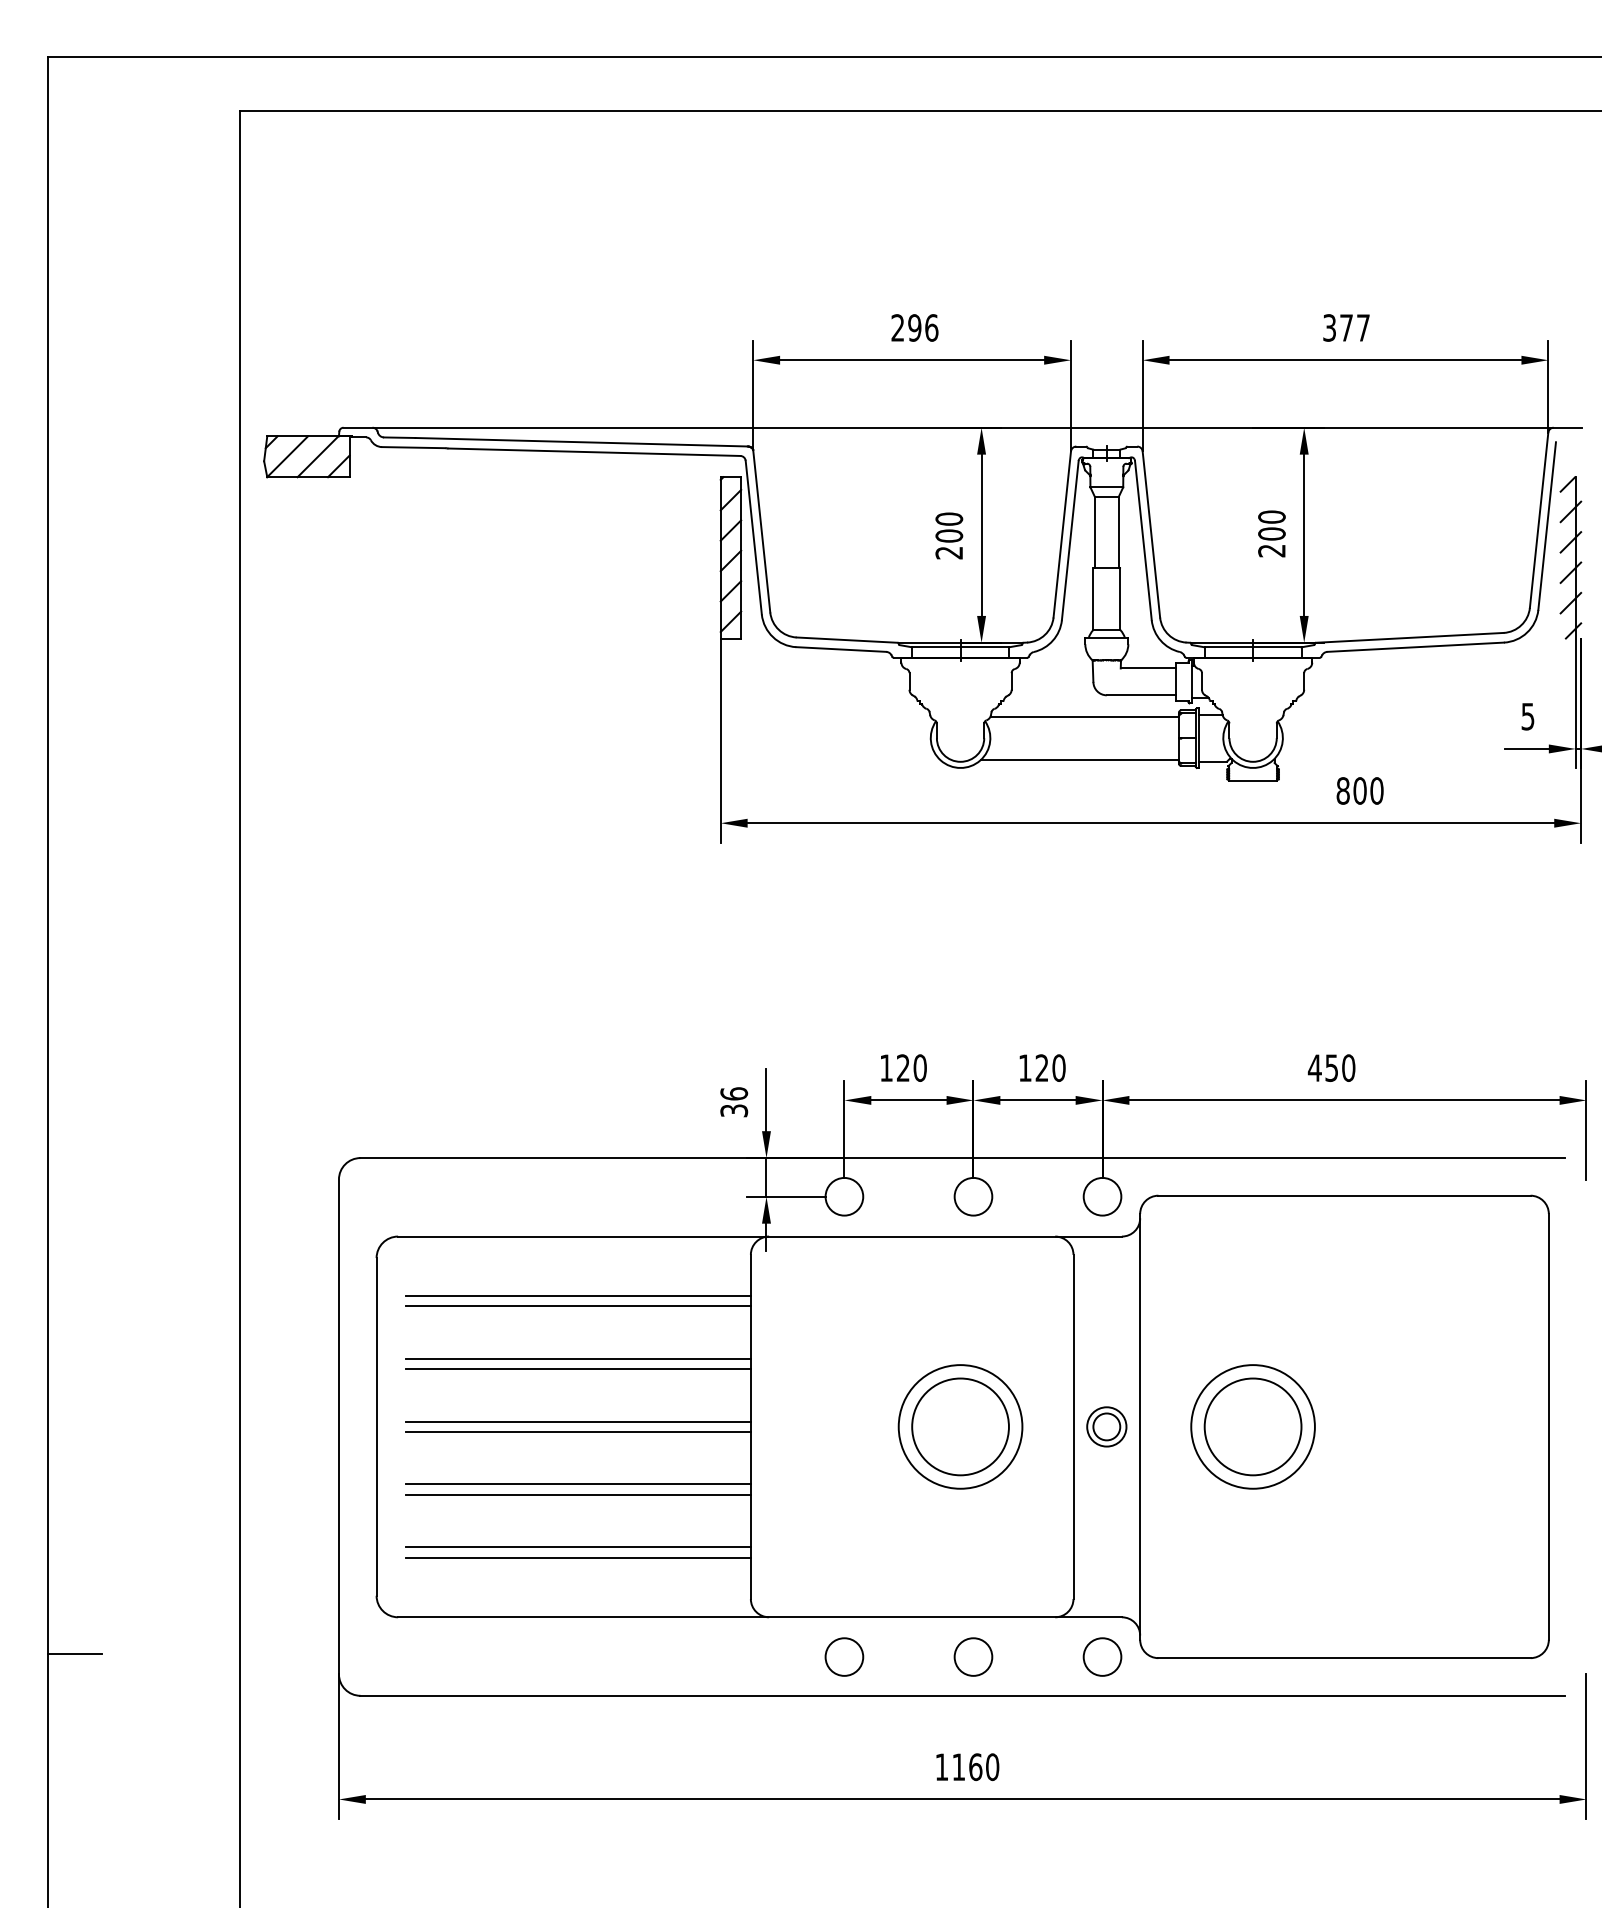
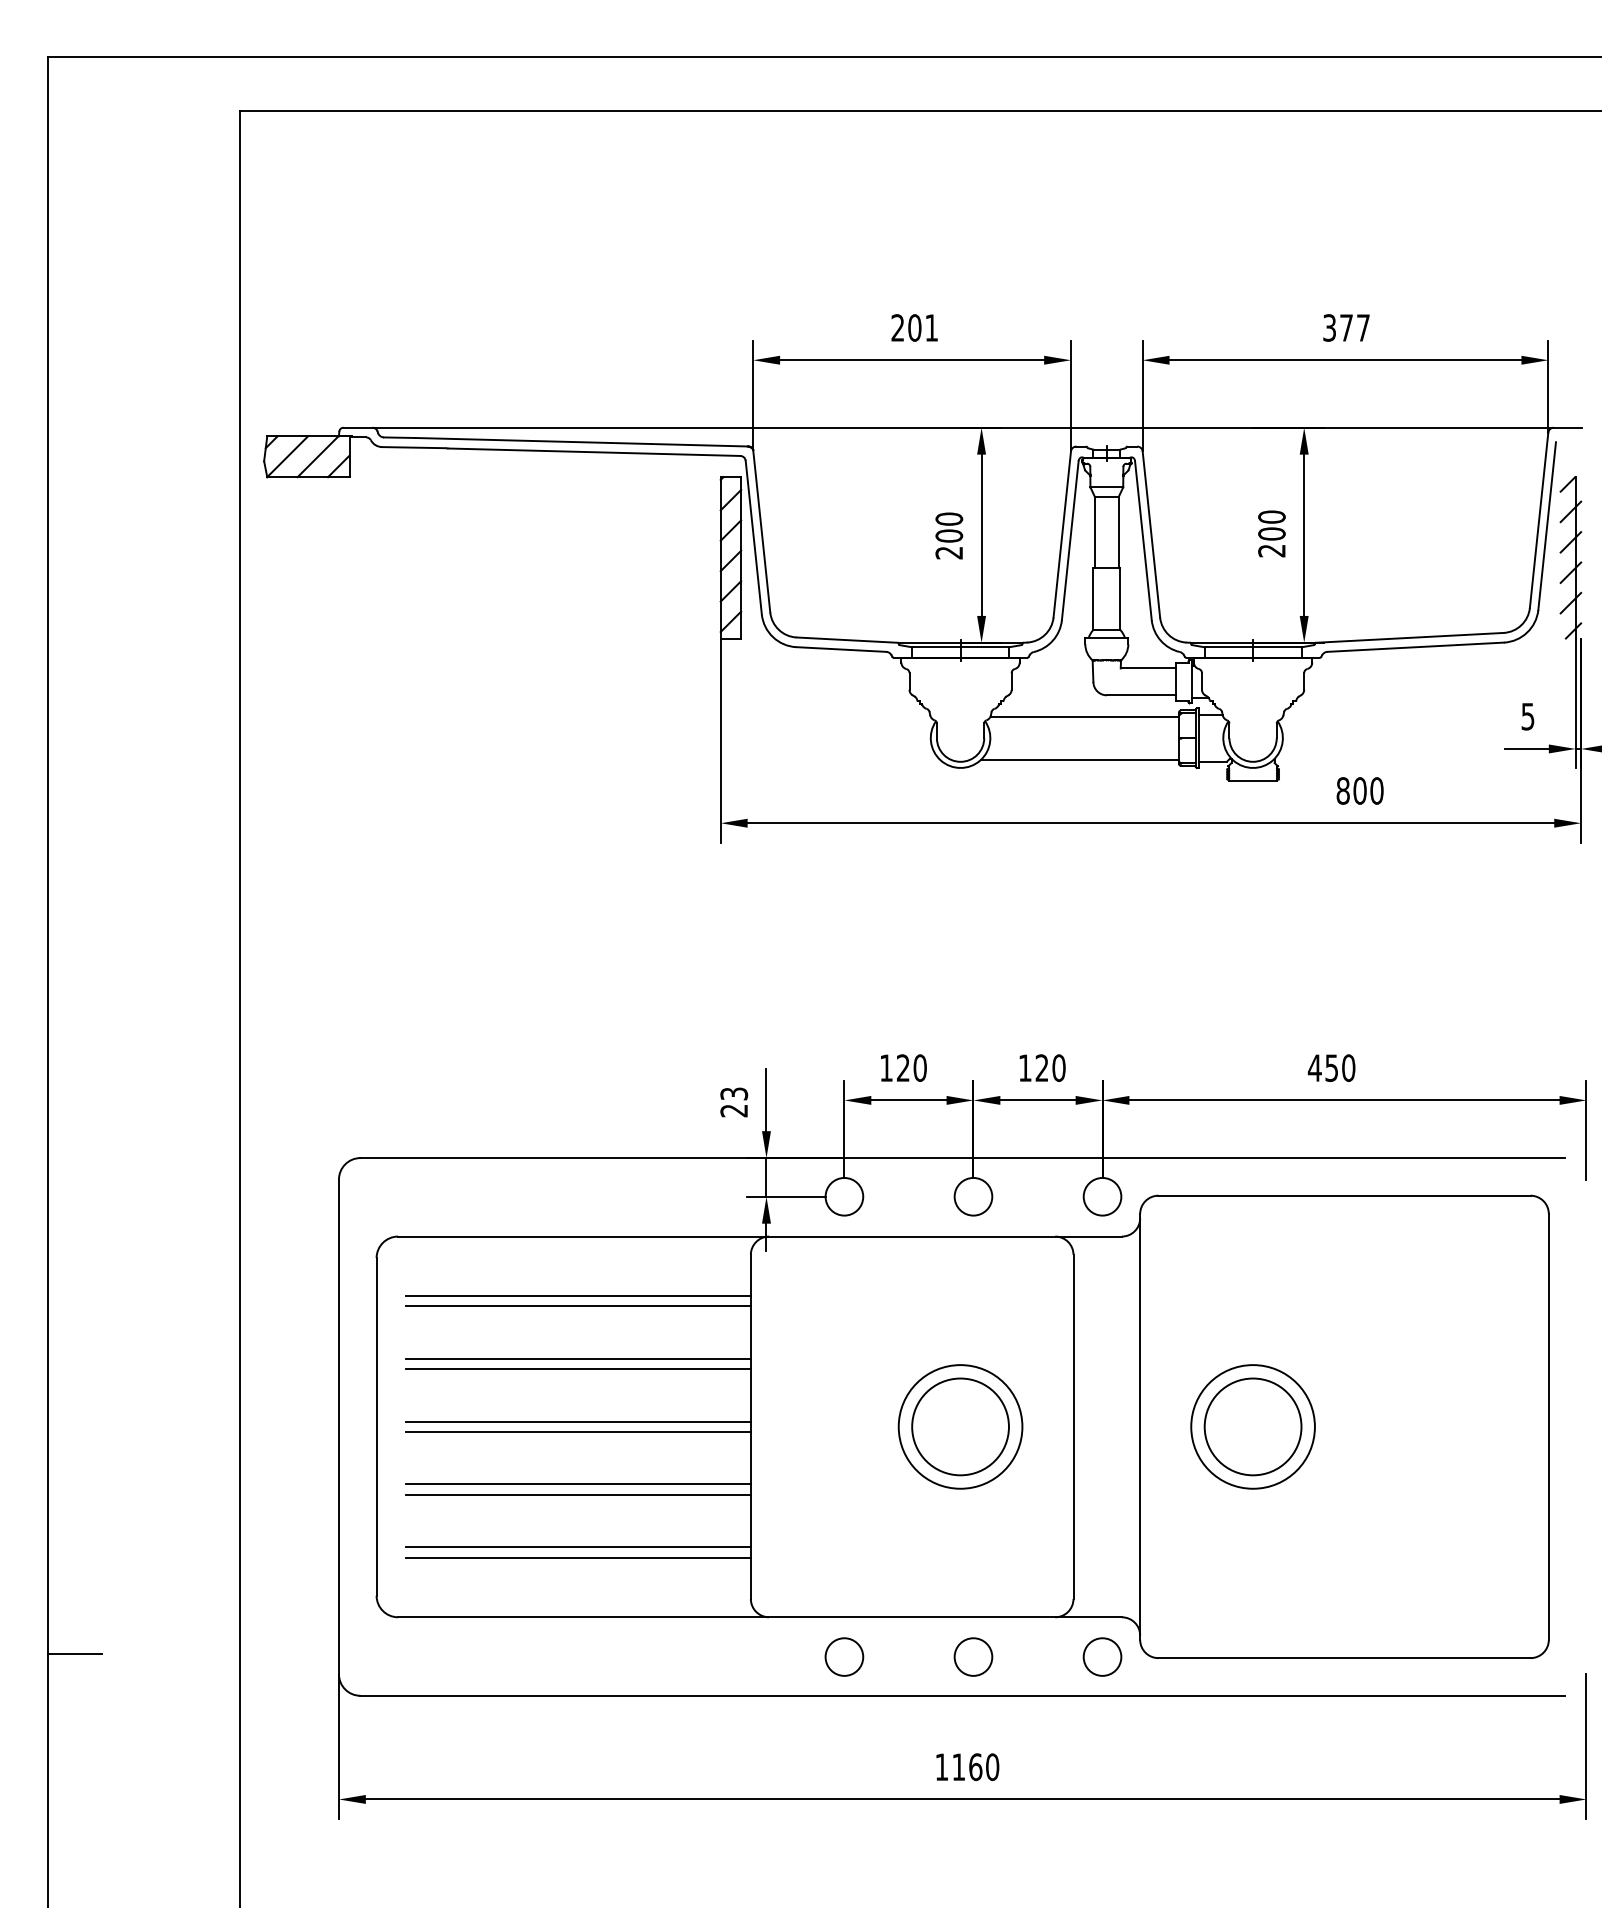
text: 296 -> 201 (923, 327)
text: 36 -> 23 (734, 1102)
part: present -> none (1106, 1426)
